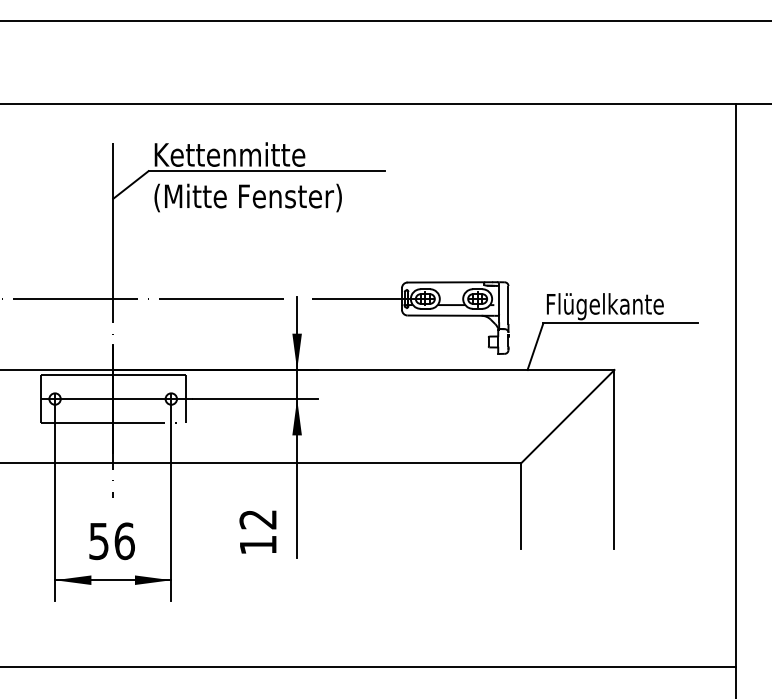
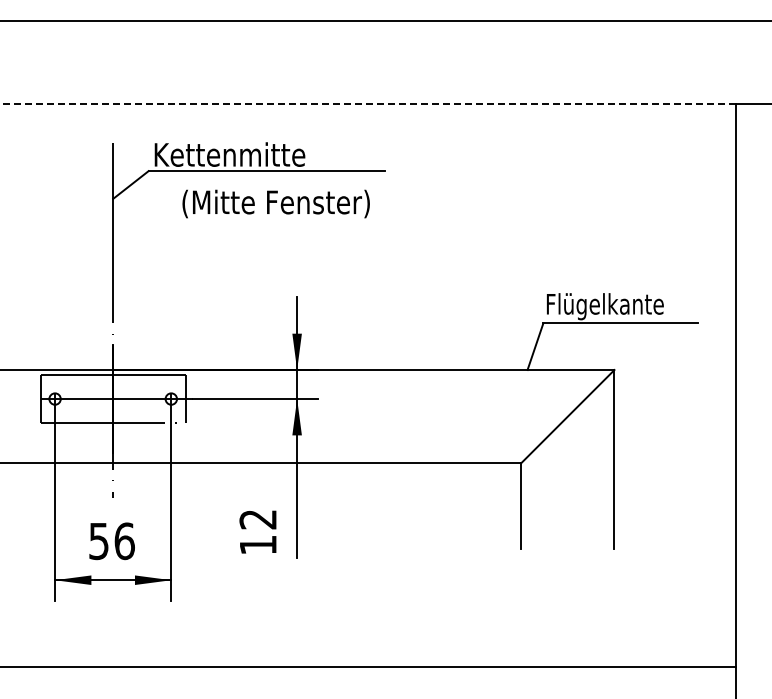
line: solid -> dashed (368, 104)
text position: (247, 197) -> (275, 203) (275, 203)
line: present -> none (142, 299)
part: present -> none (410, 317)
